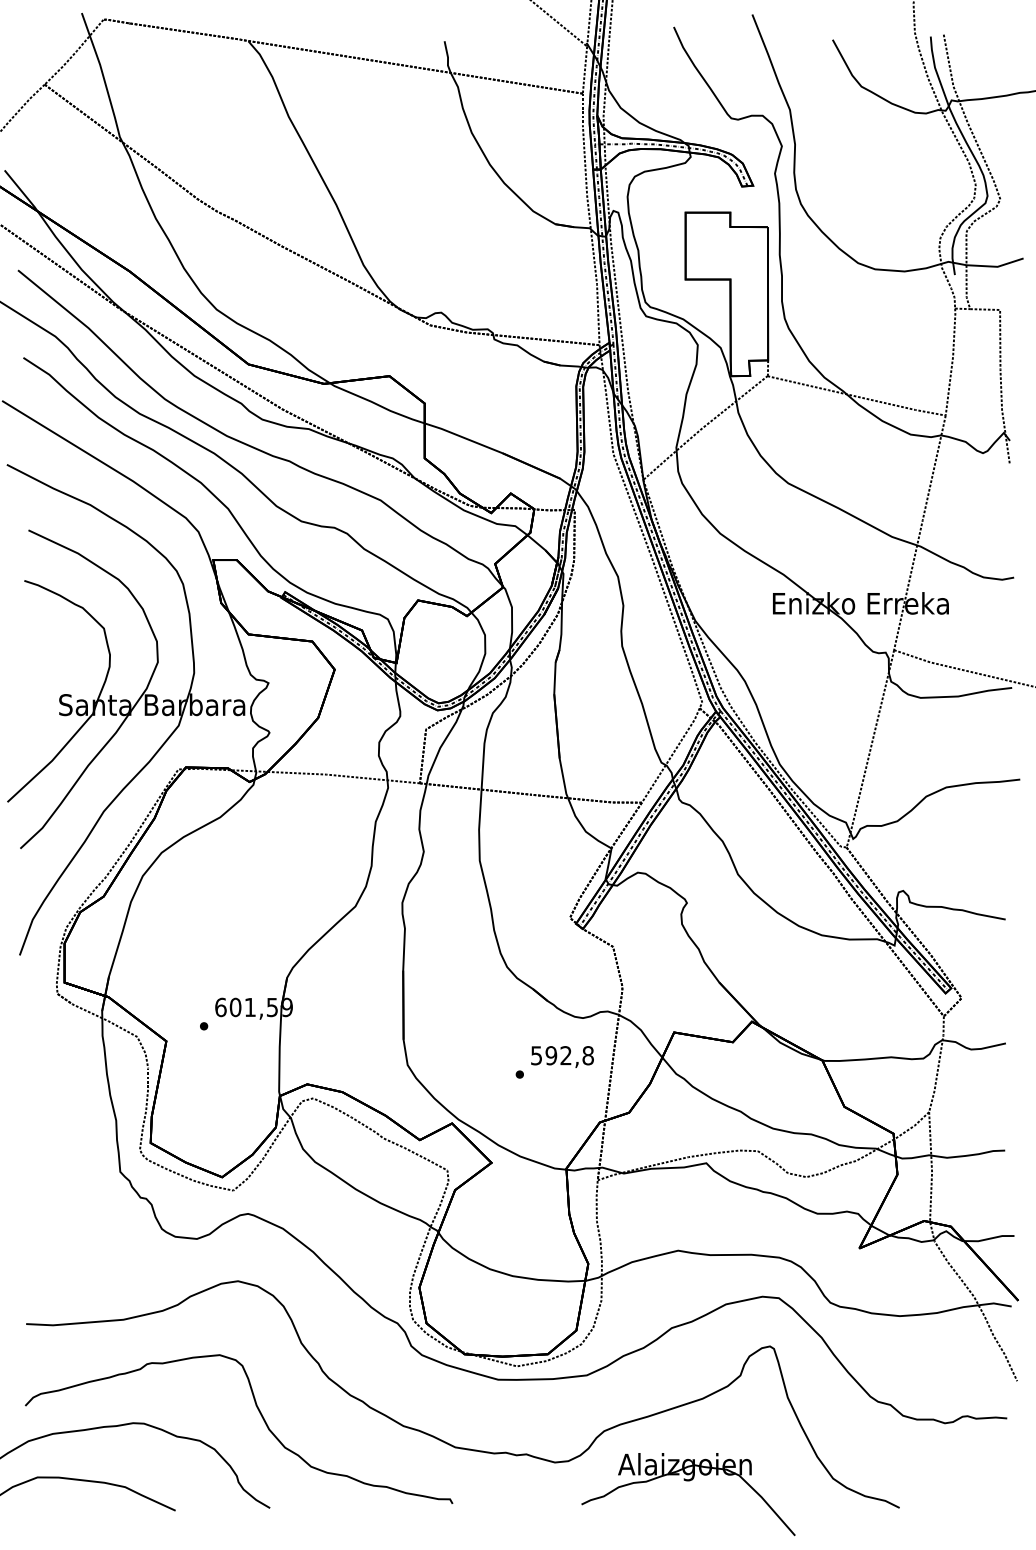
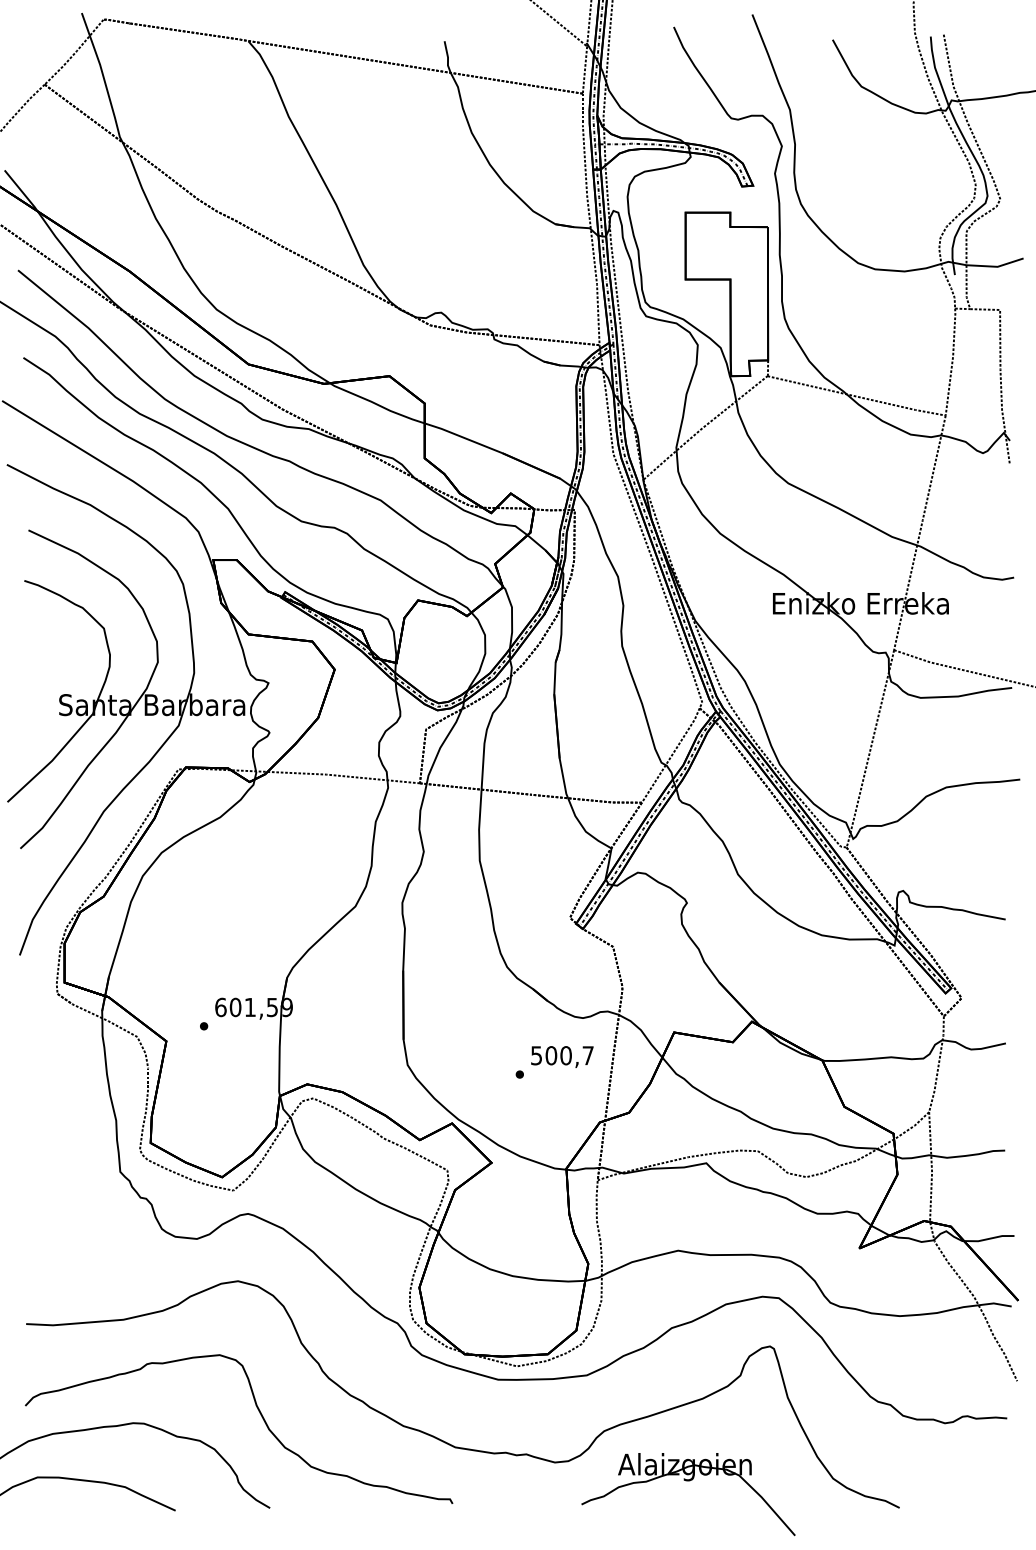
text: 592,8 -> 500,7 (569, 1055)
